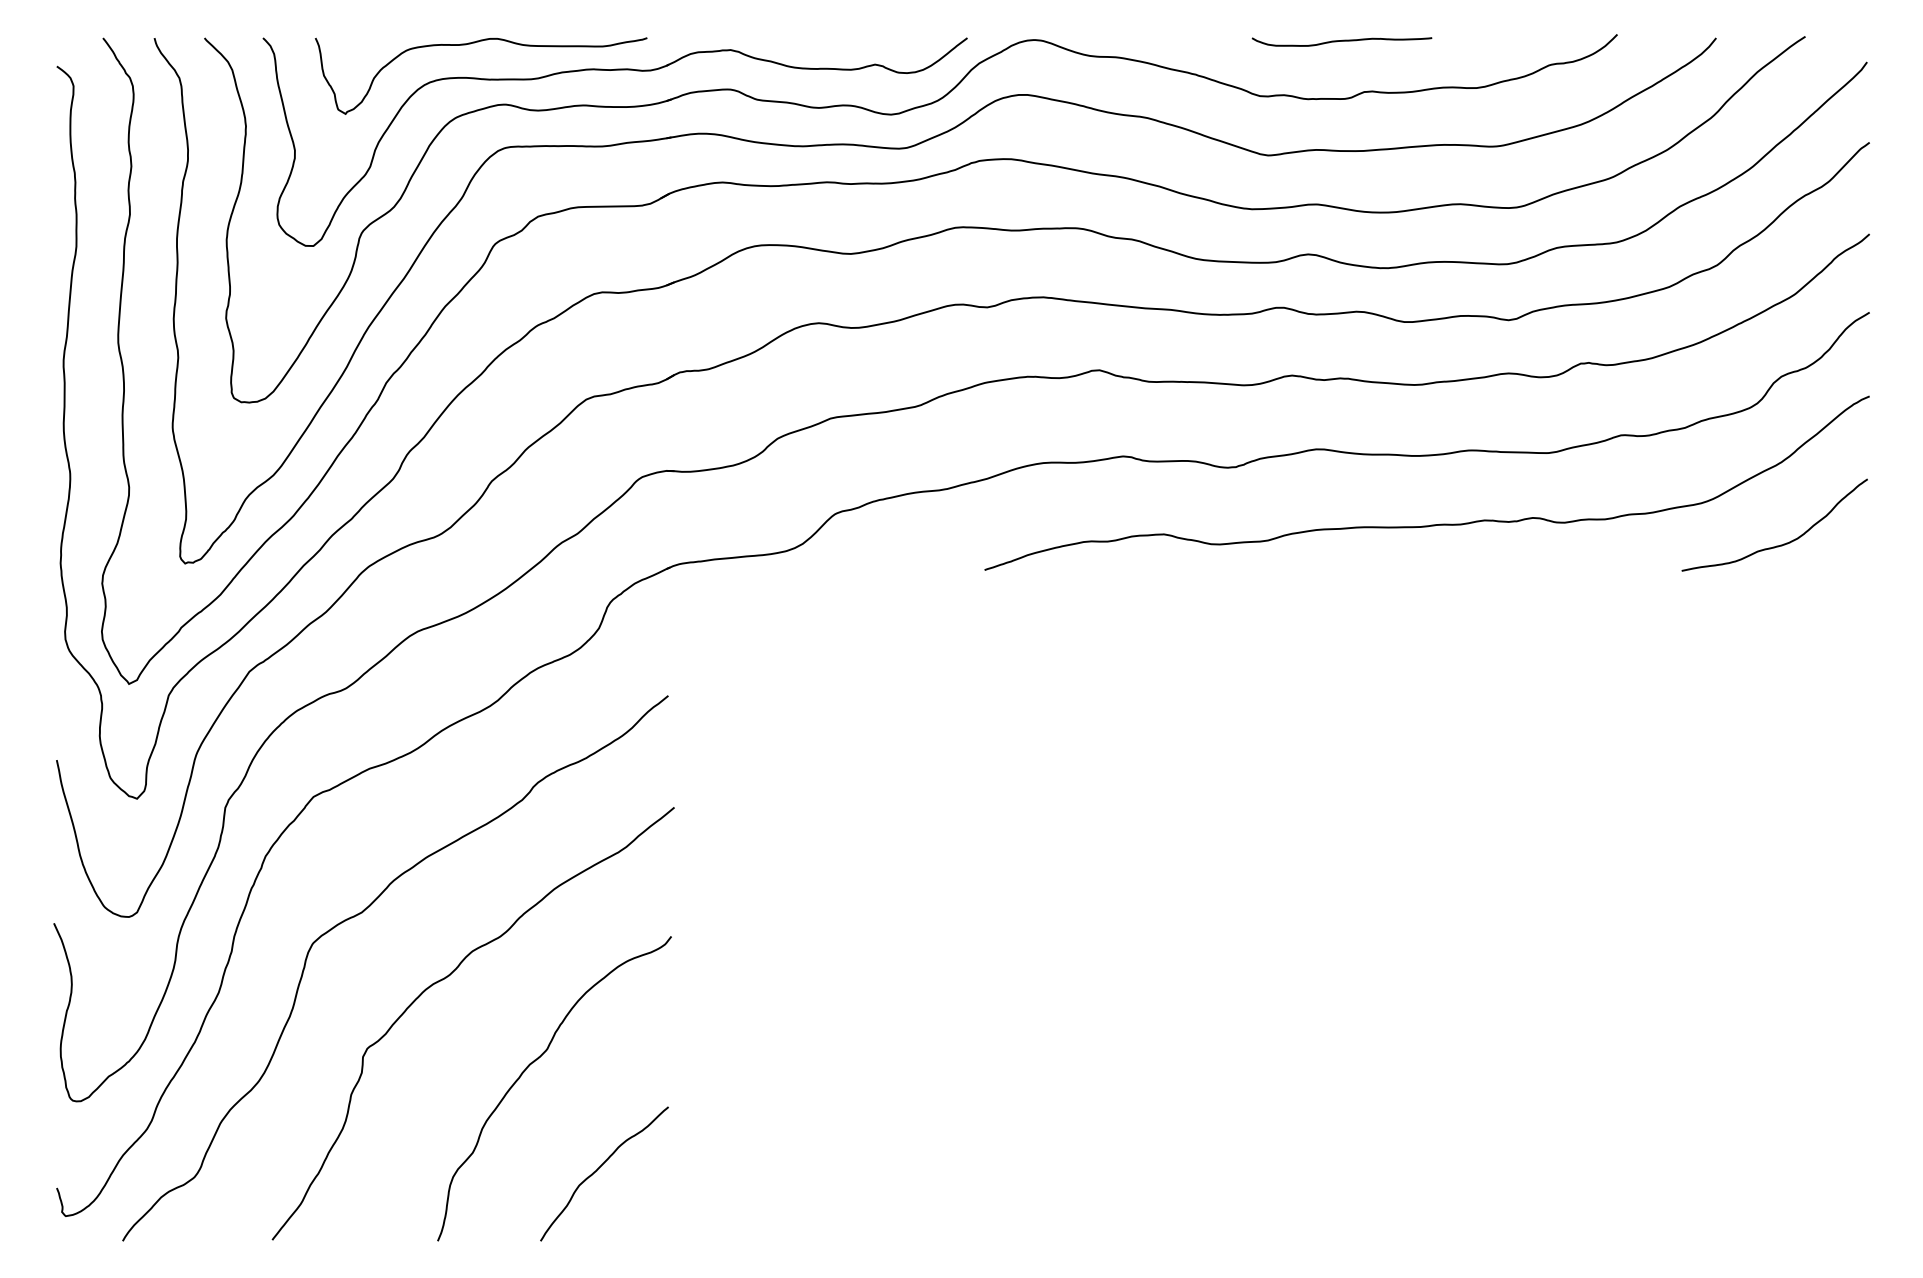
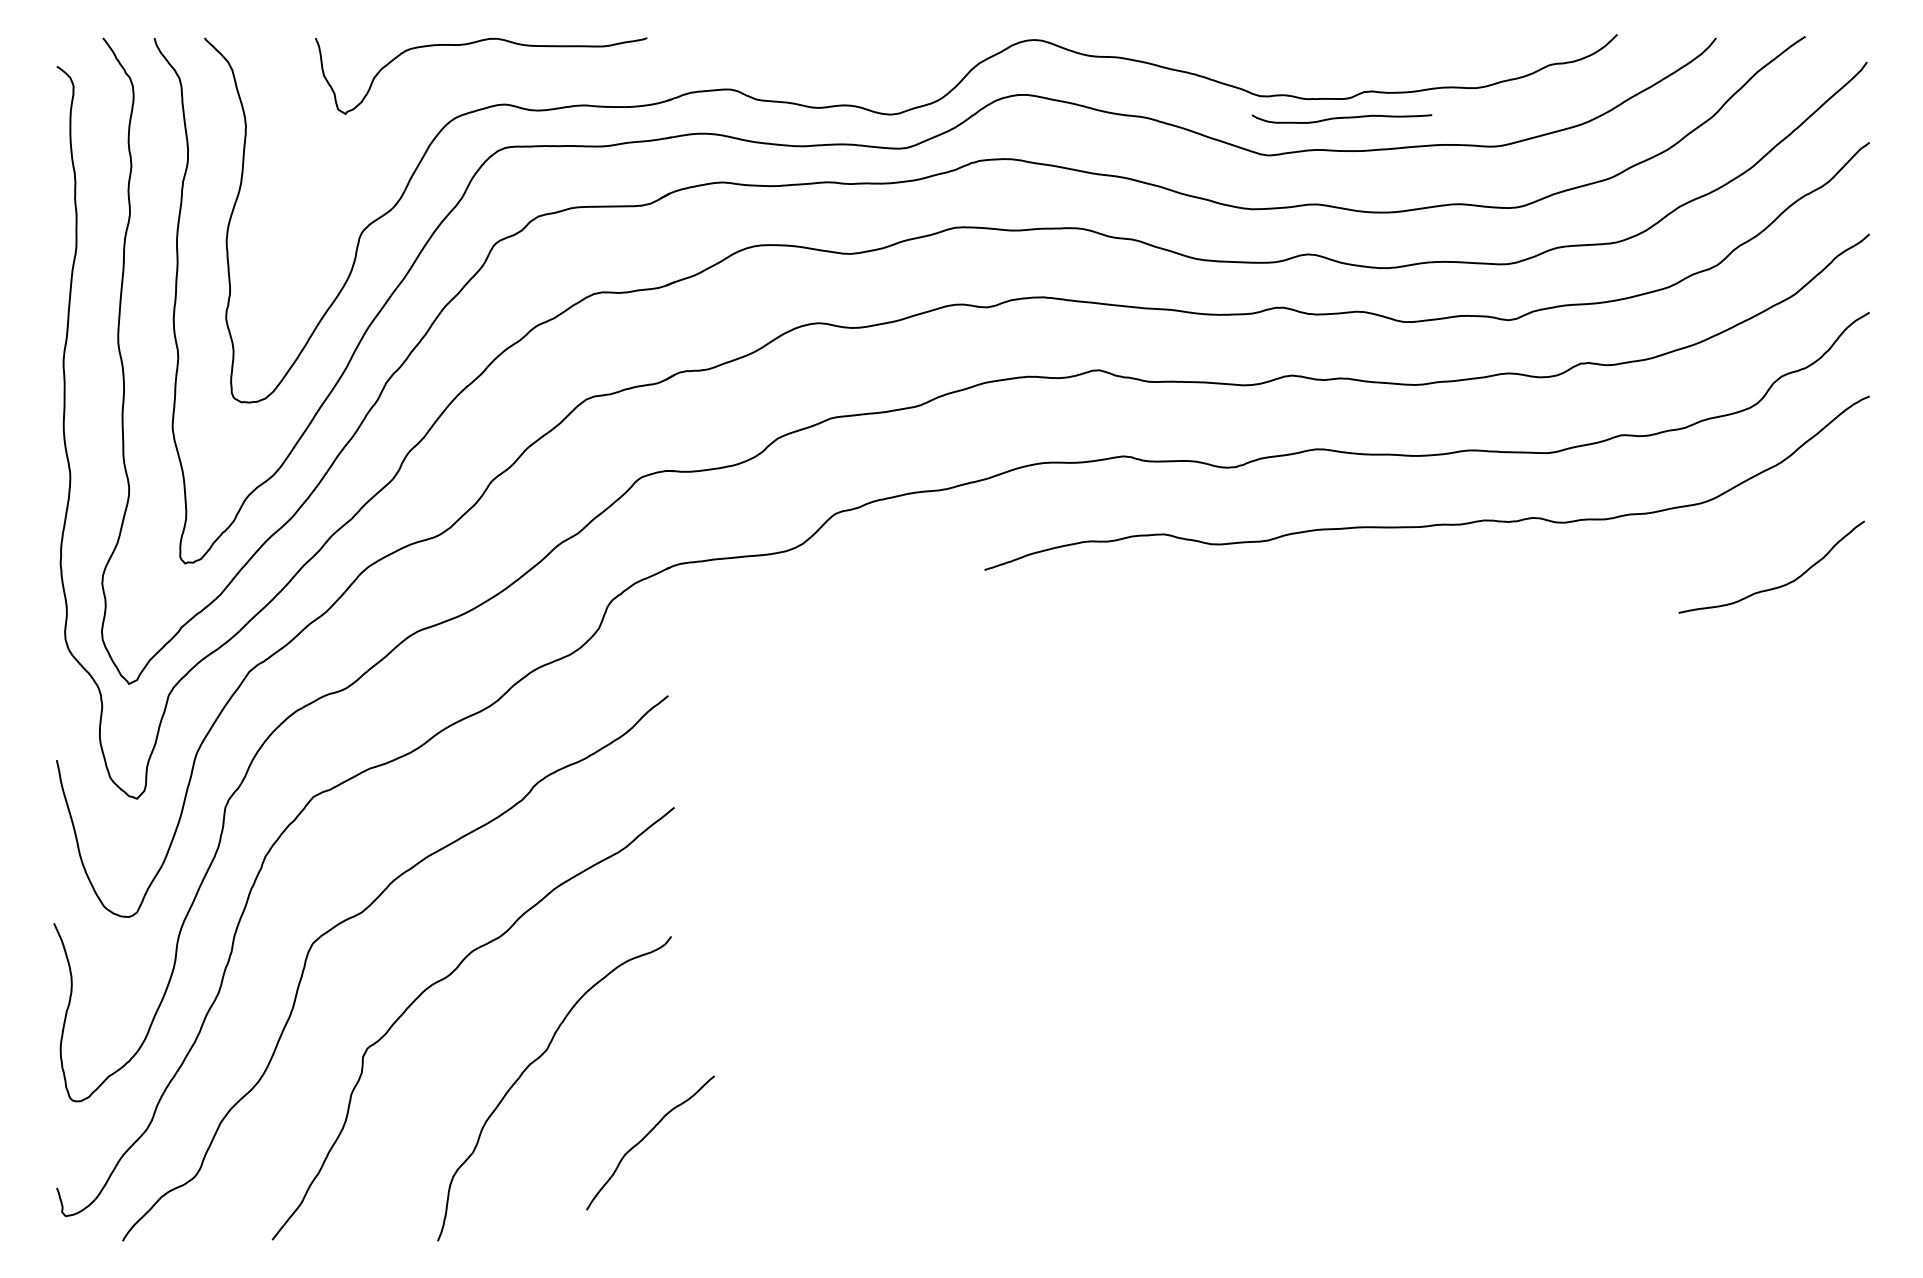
curve position: (1341, 41) -> (1341, 118) (1341, 118)
part: present -> none (614, 70)
curve position: (1780, 544) -> (1777, 586) (1777, 586)
curve position: (599, 1168) -> (645, 1137) (645, 1137)
